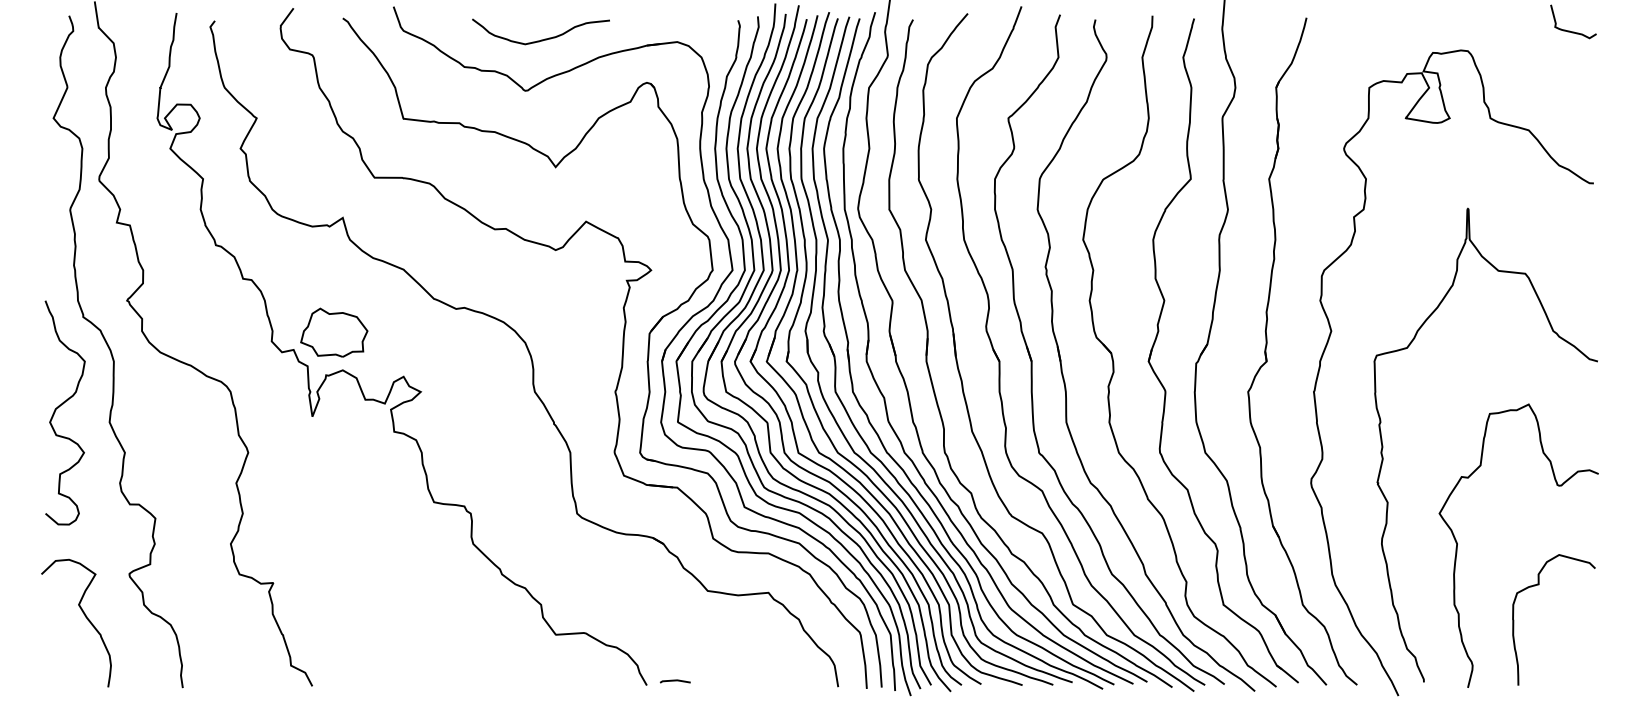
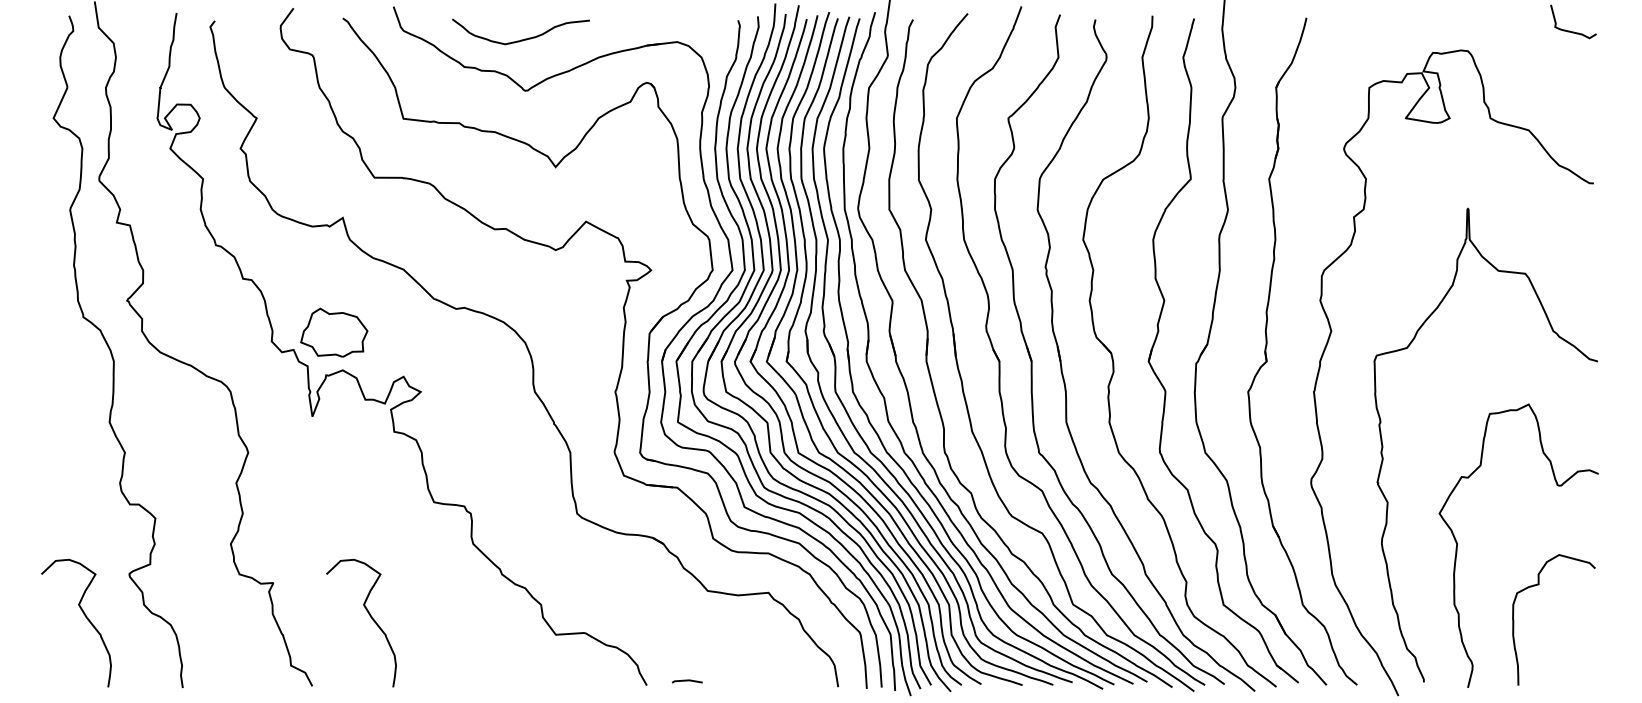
curve position: (544, 38) -> (524, 38) (524, 38)
curve: present -> none (59, 407)
curve: none -> present (370, 617)
line position: (675, 681) -> (687, 681) (687, 681)
